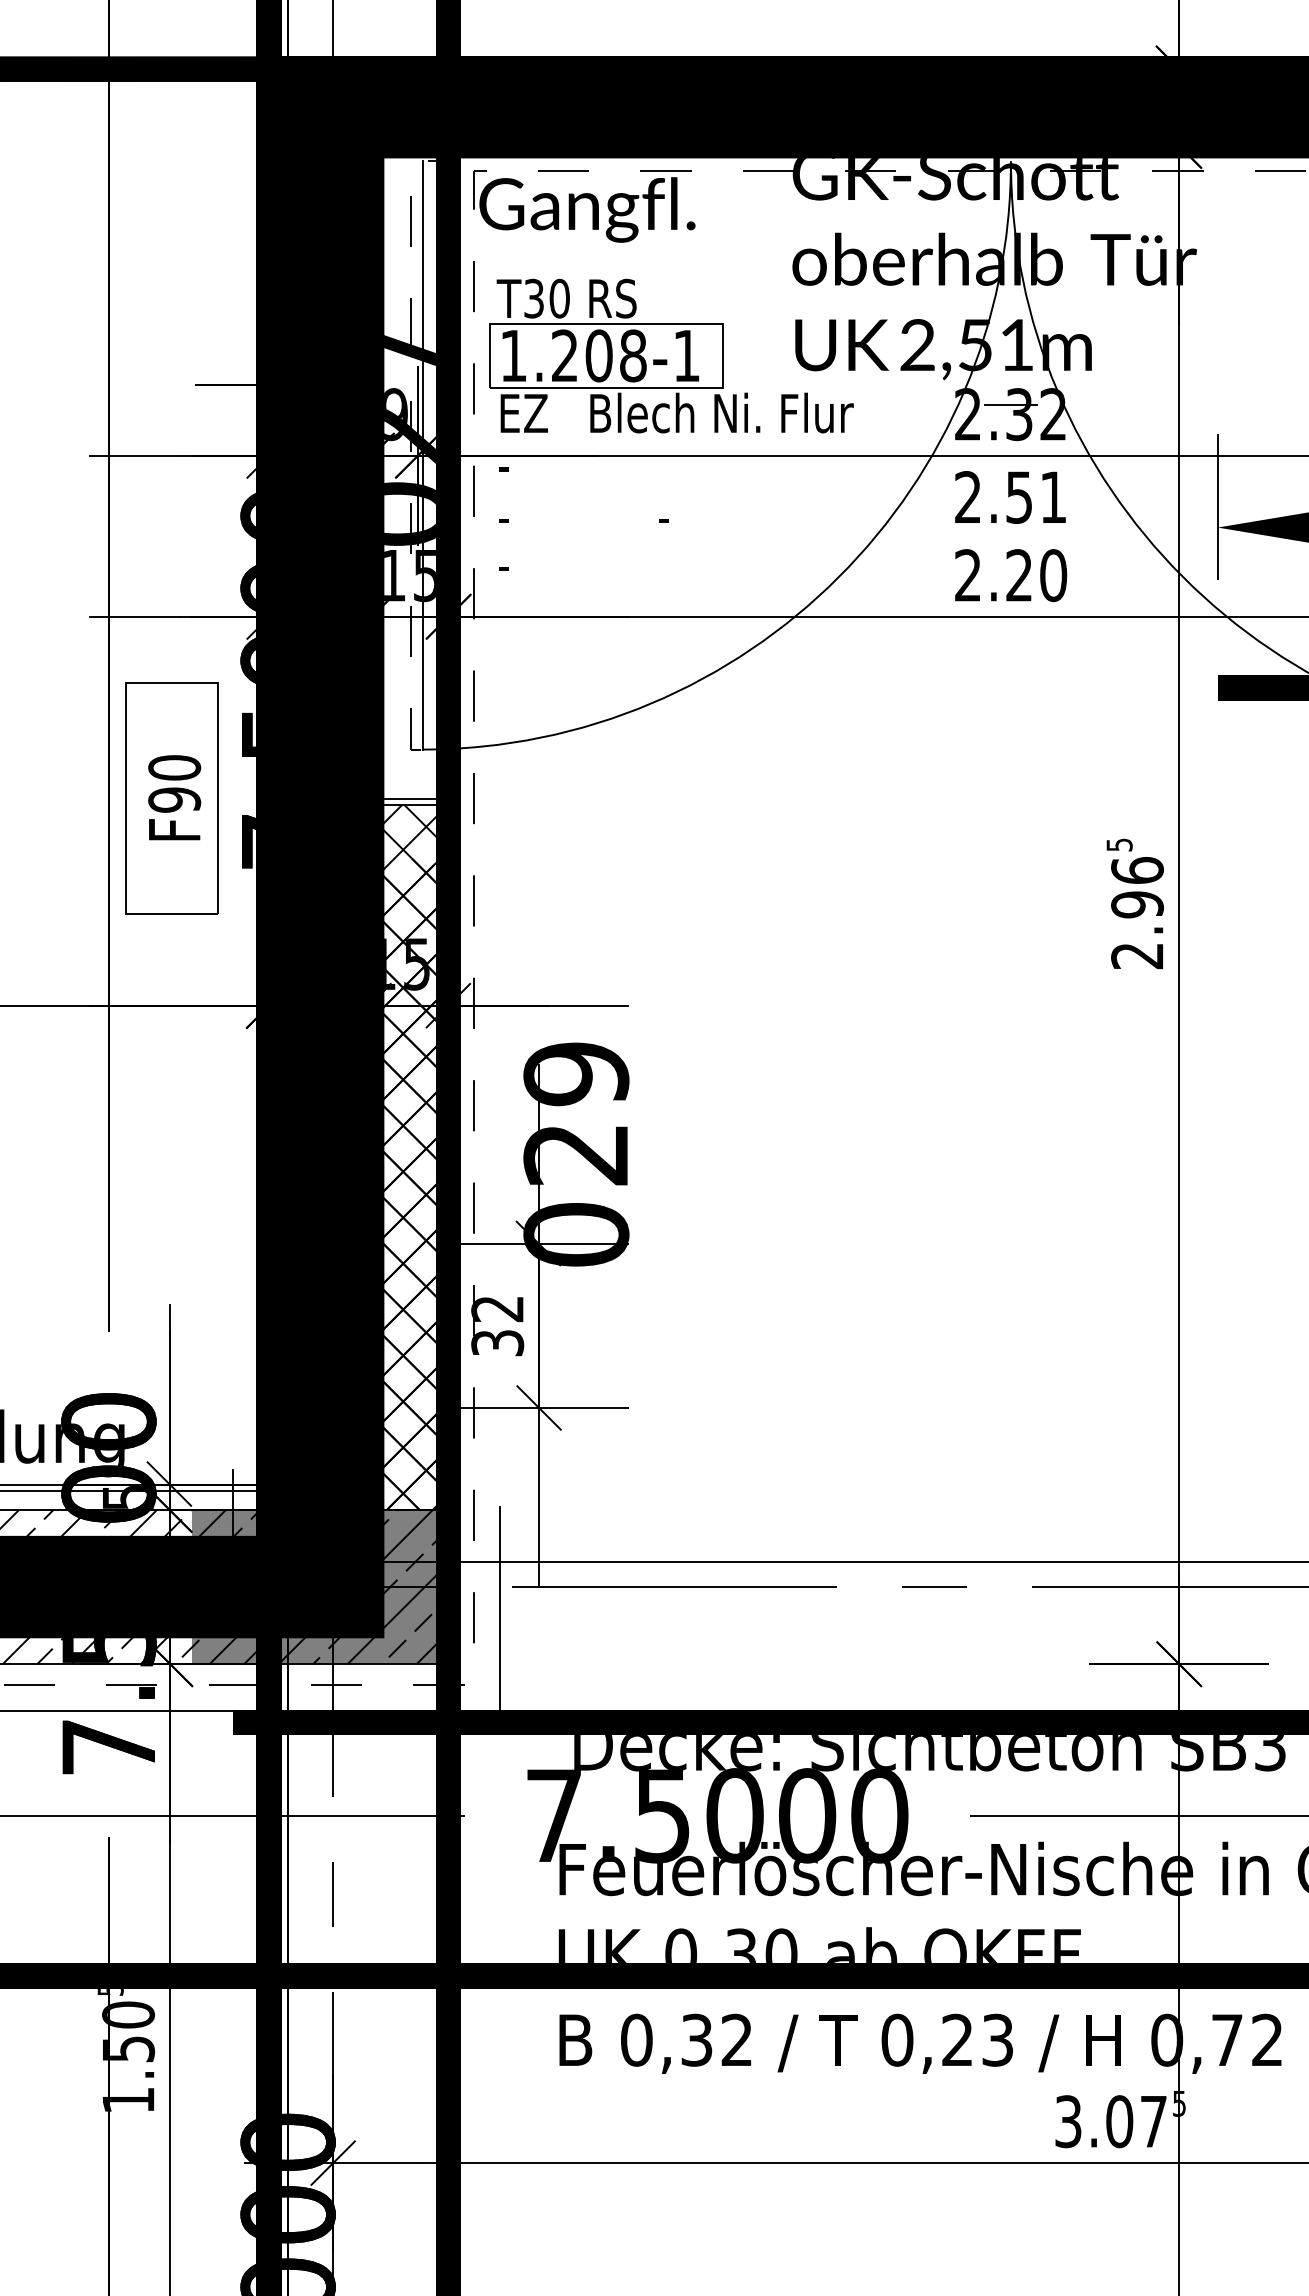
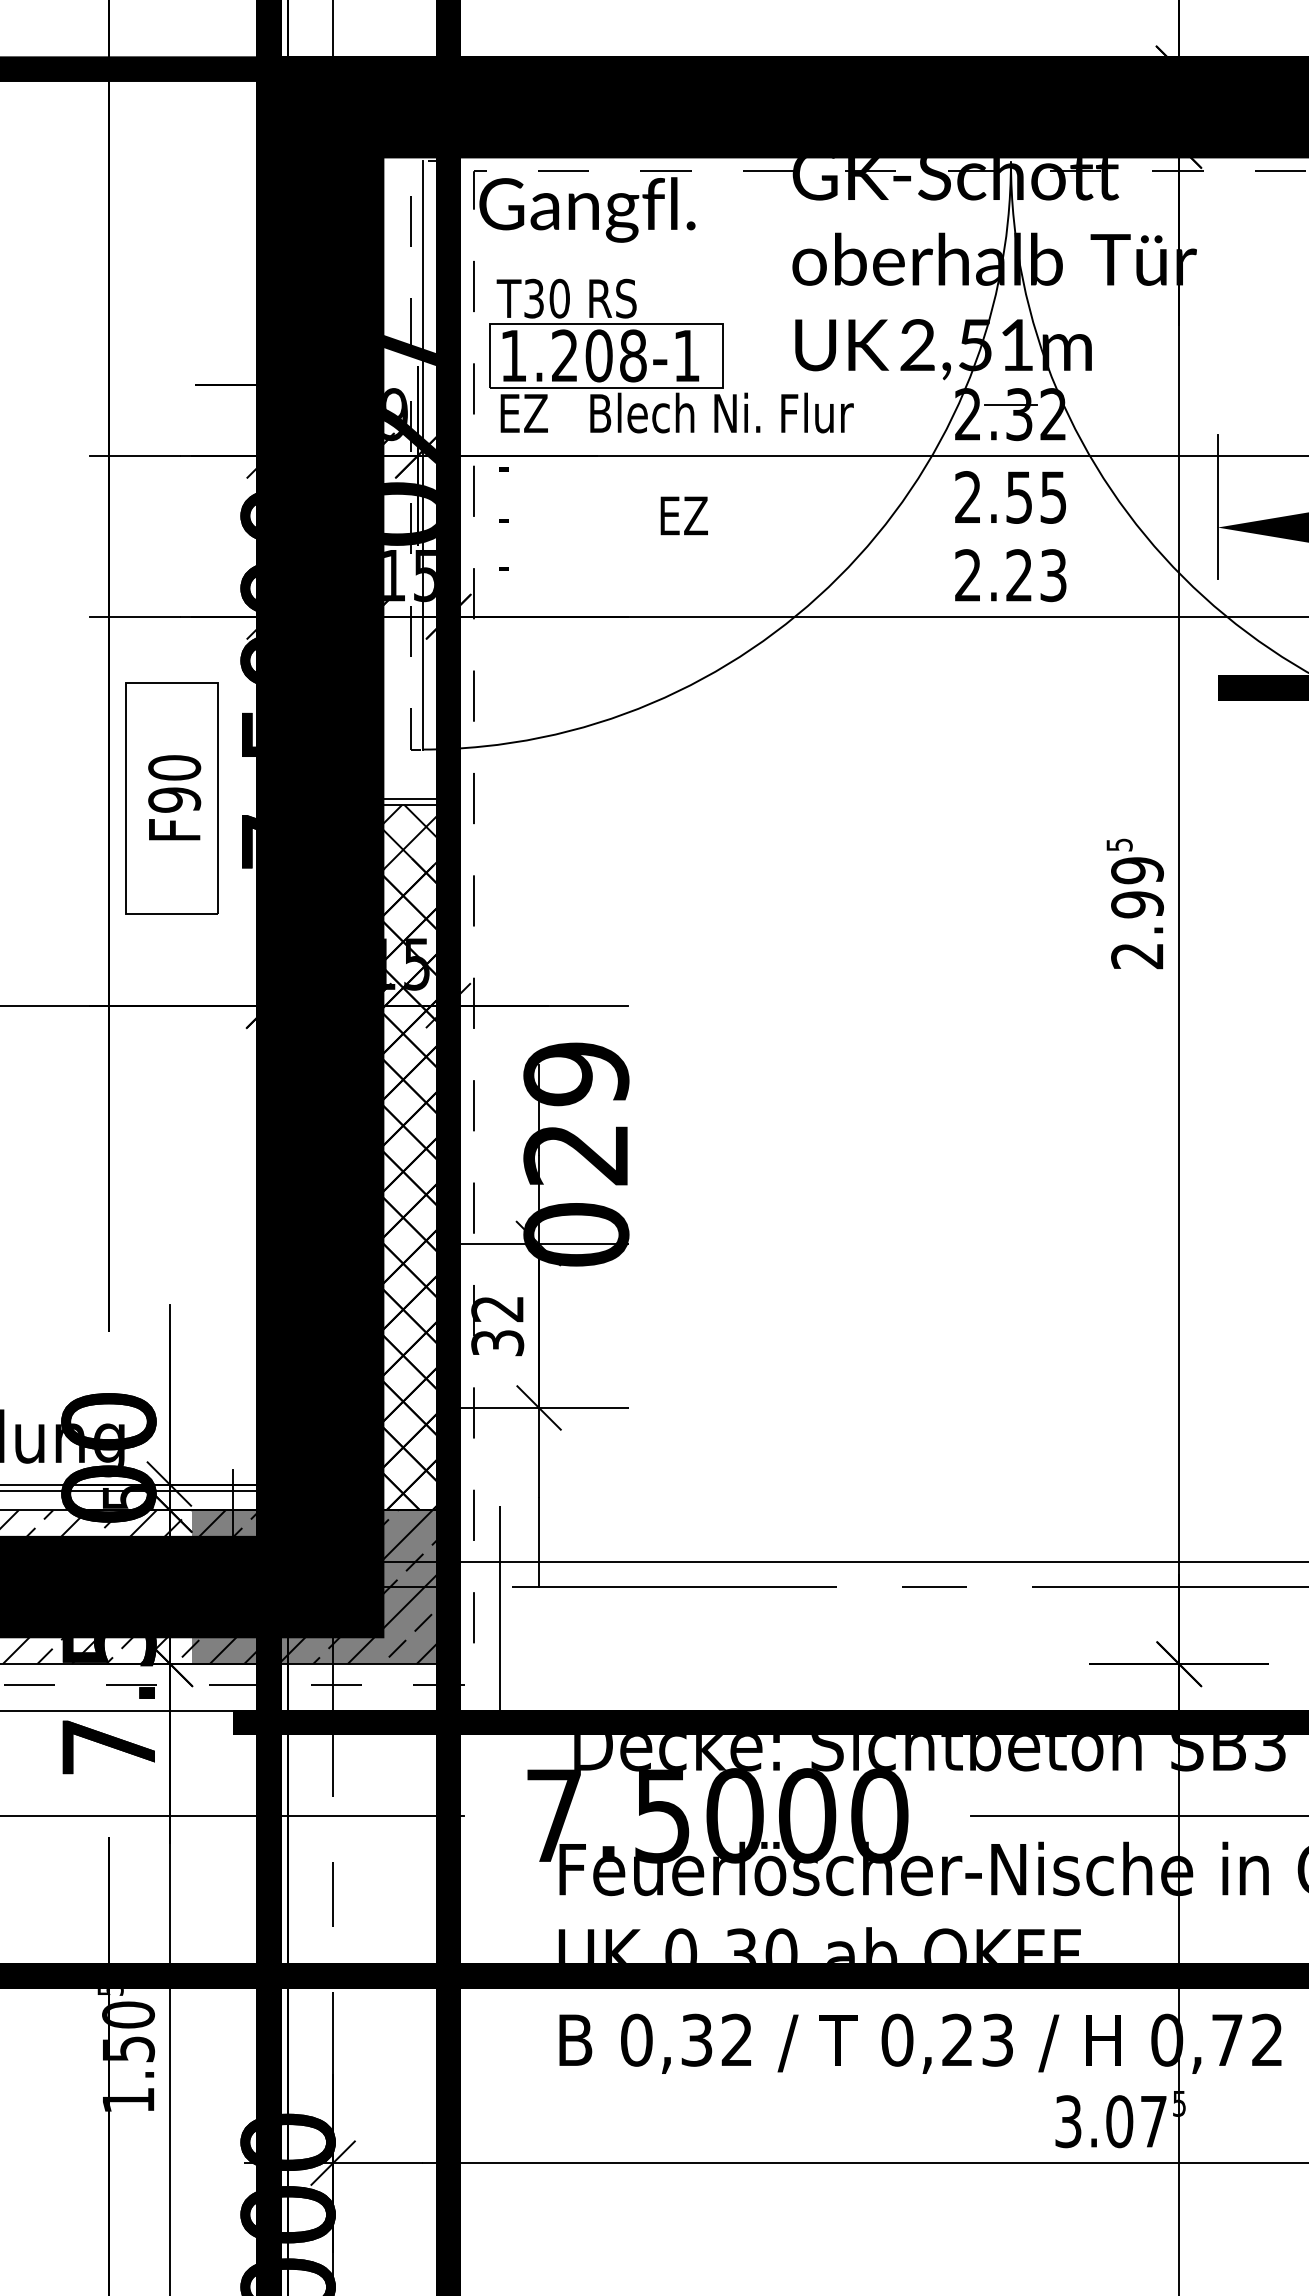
text: 2.51 -> 2.55 (1052, 497)
text: - -> EZ (683, 515)
text: 2.20 -> 2.23 (1053, 575)
text: 2.96 -> 2.99 (1137, 870)
